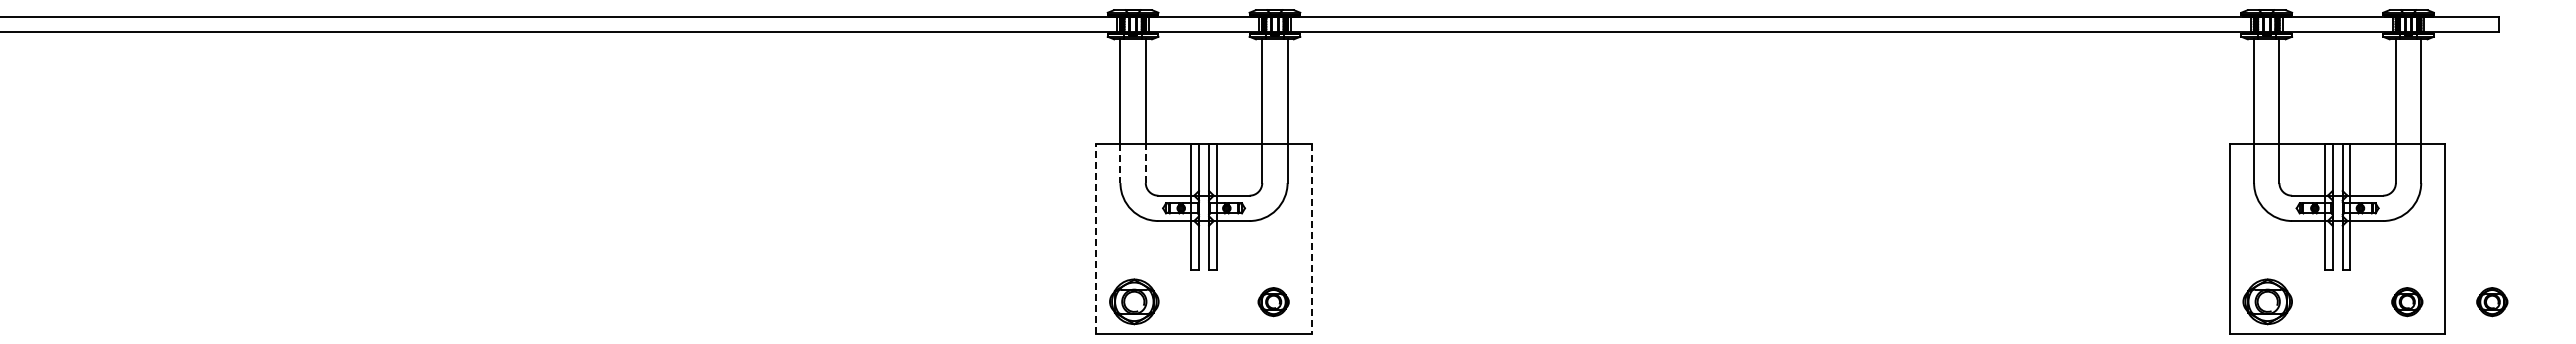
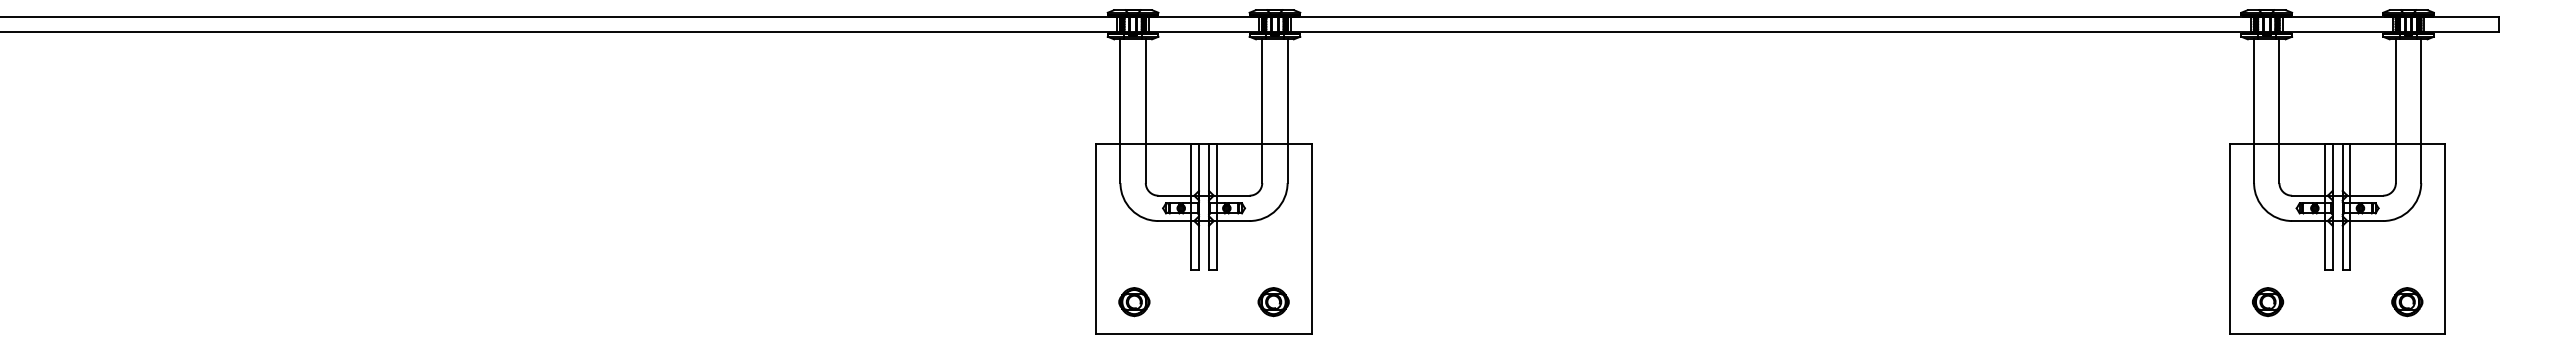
line: dashed -> solid (1120, 163)
line: dashed -> solid (1145, 163)
line: dashed -> solid (1096, 238)
line: dashed -> solid (1311, 238)
part size: 51x48 px -> 33x31 px (1134, 302)
part size: 51x48 px -> 33x31 px (2268, 302)
part: present -> none (2492, 302)
